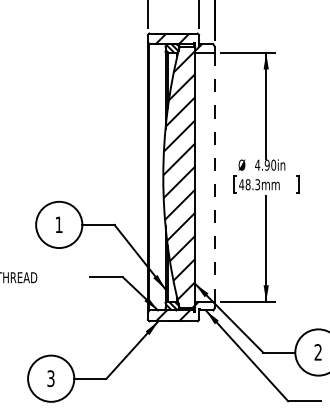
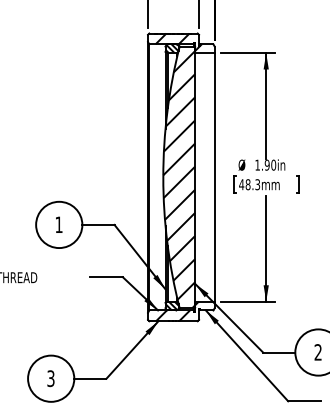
text: 4.90in -> 1.90in (257, 164)
line: dashed -> solid (214, 176)
